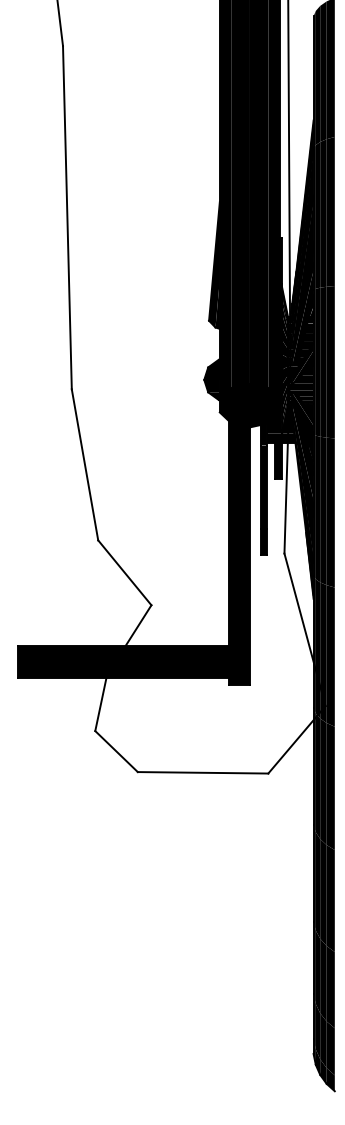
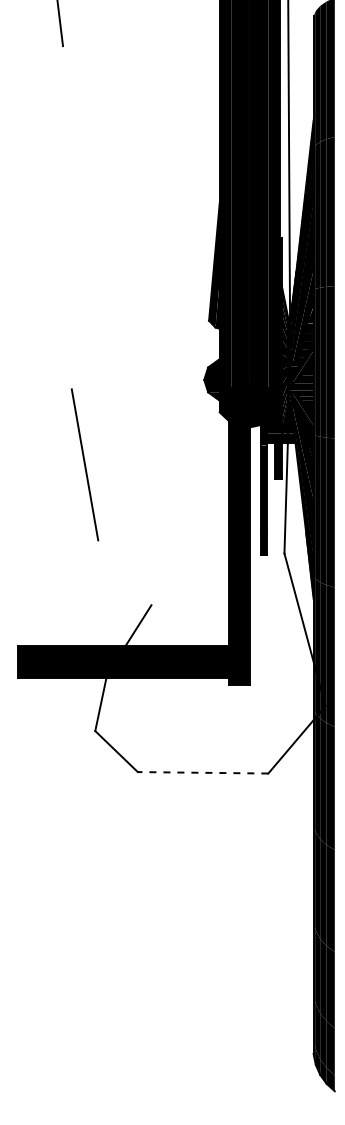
line: present -> none (67, 217)
line: present -> none (124, 572)
line: solid -> dashed (202, 772)
